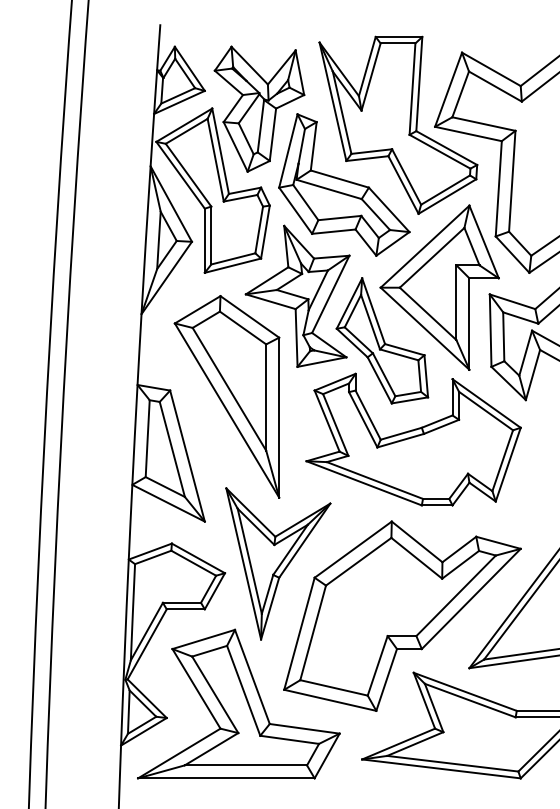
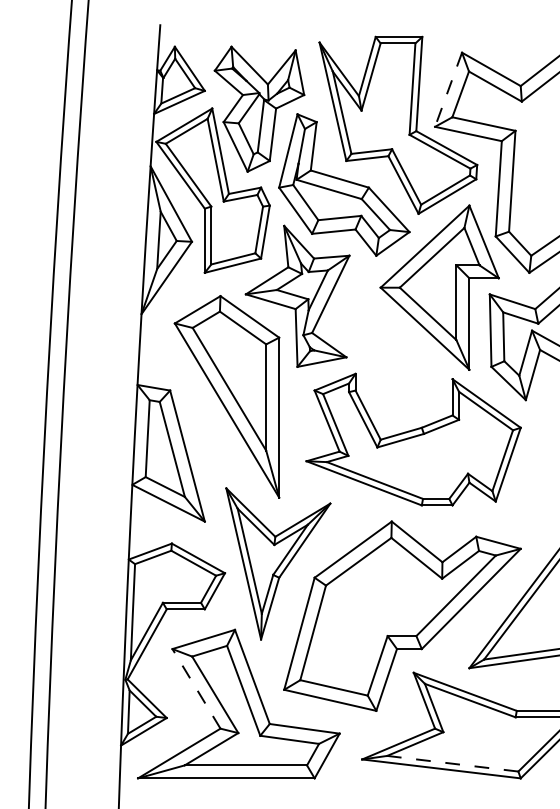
line: solid -> dashed (448, 90)
part: present -> none (382, 340)
line: solid -> dashed (196, 688)
line: solid -> dashed (452, 763)
